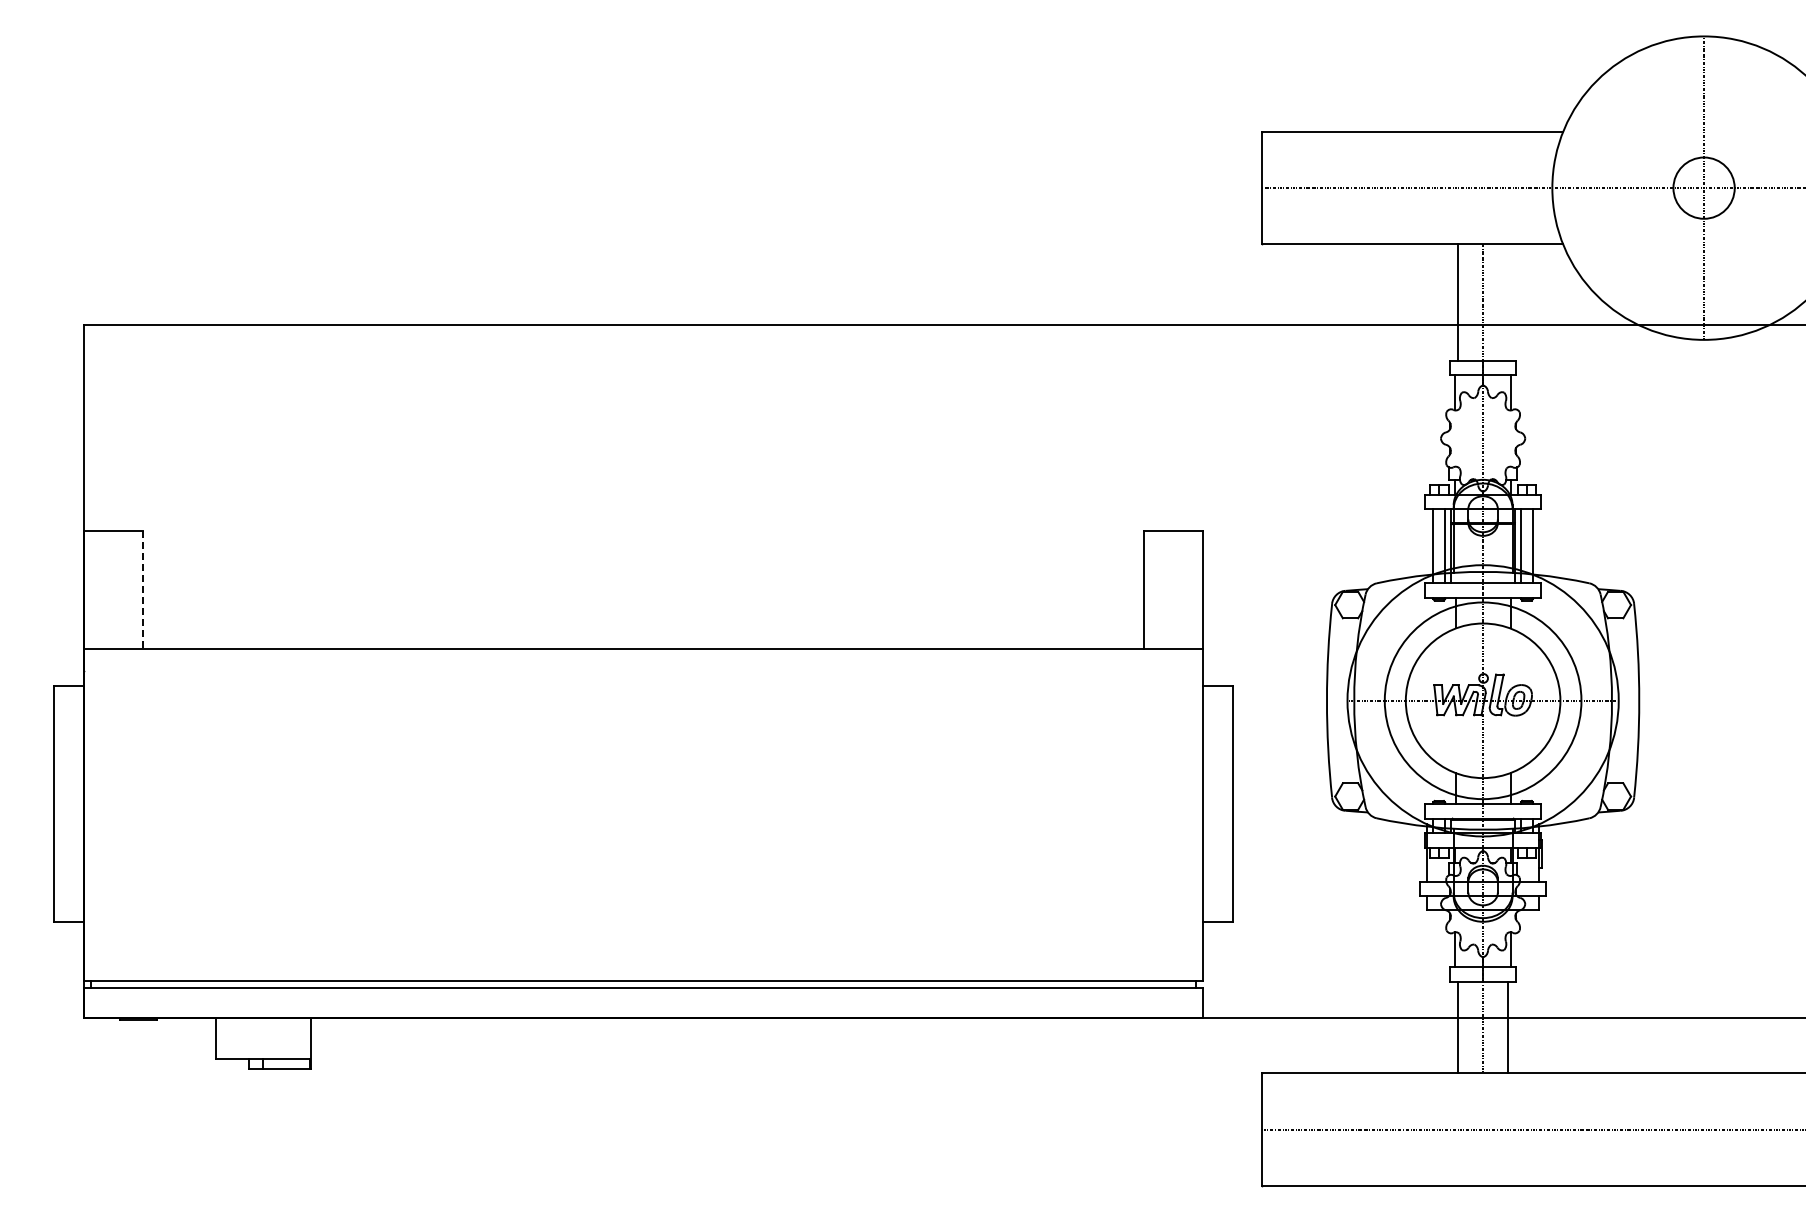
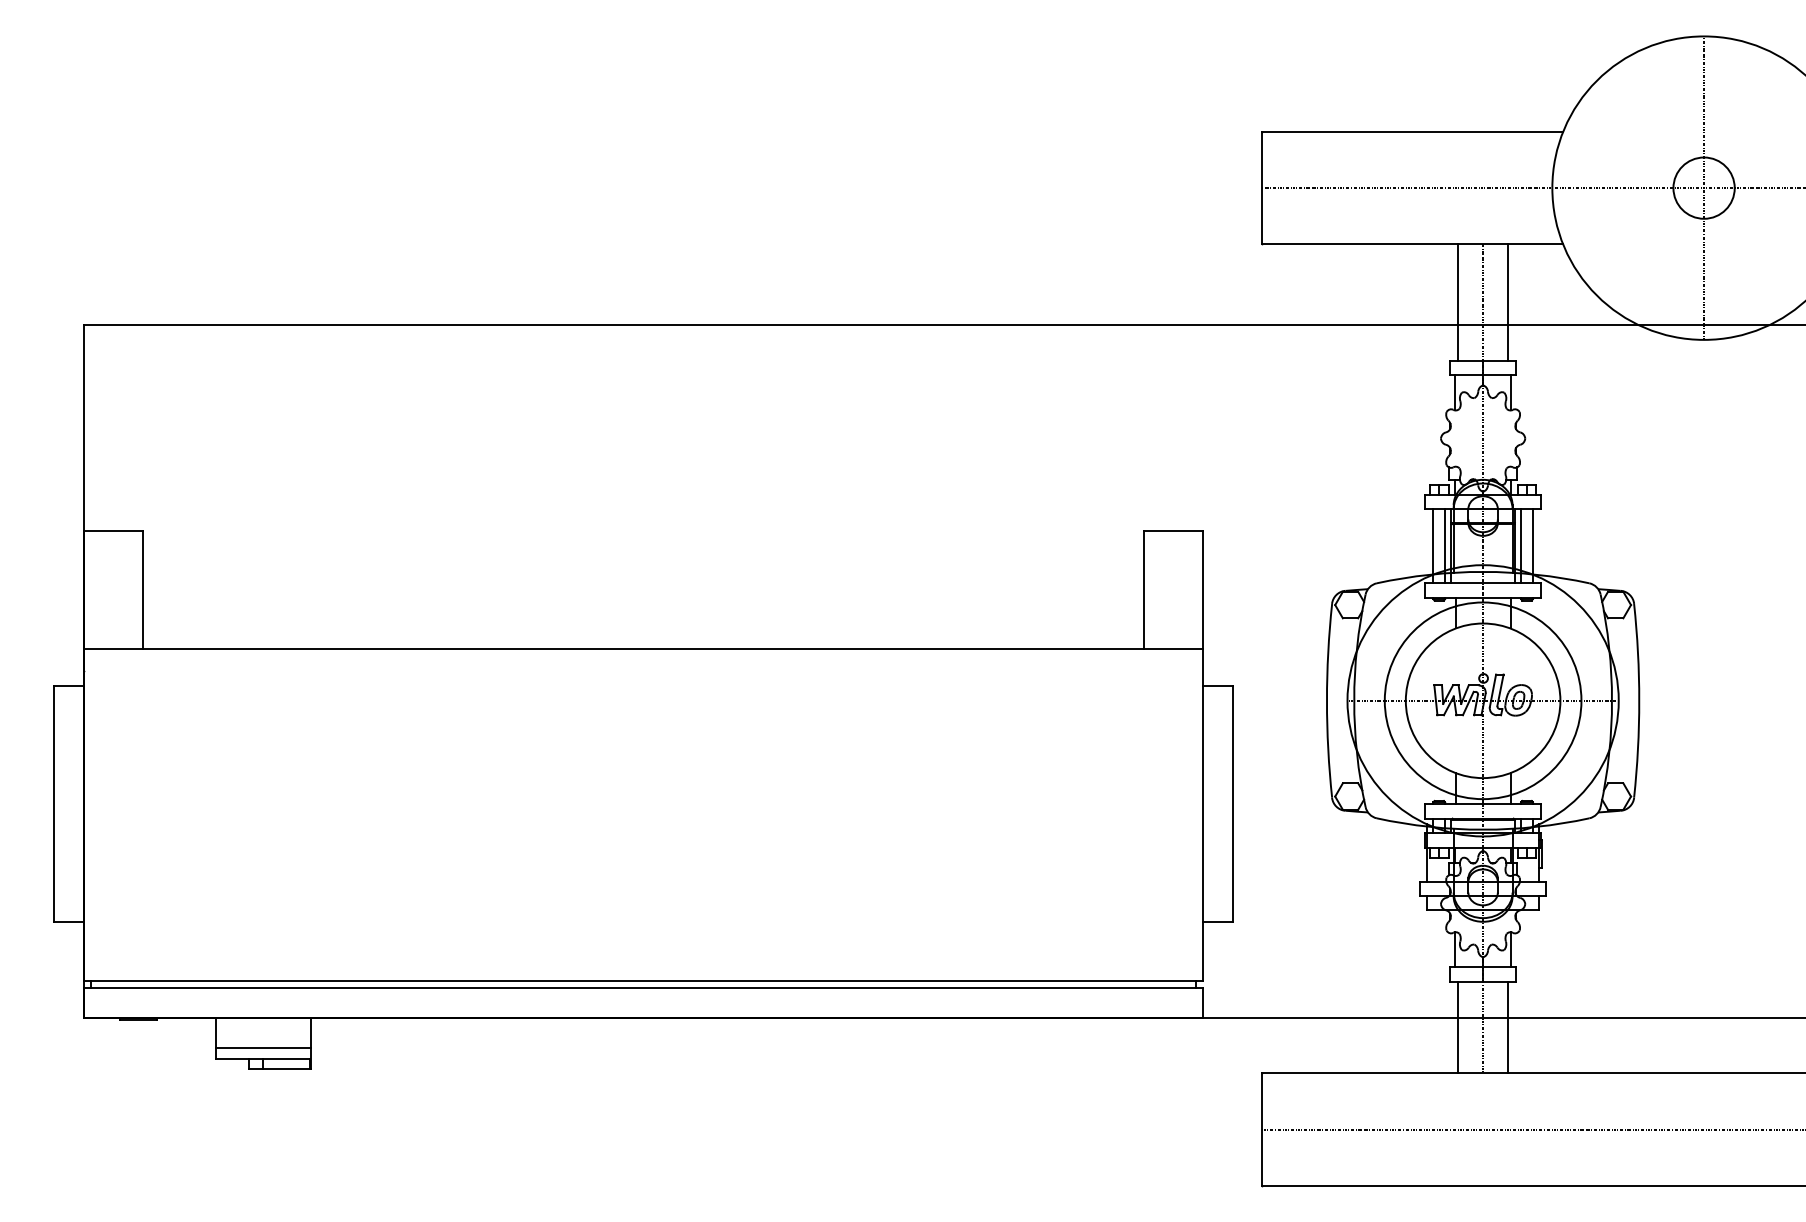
line: none -> present (1508, 302)
line: dashed -> solid (142, 590)
line: none -> present (263, 1048)
